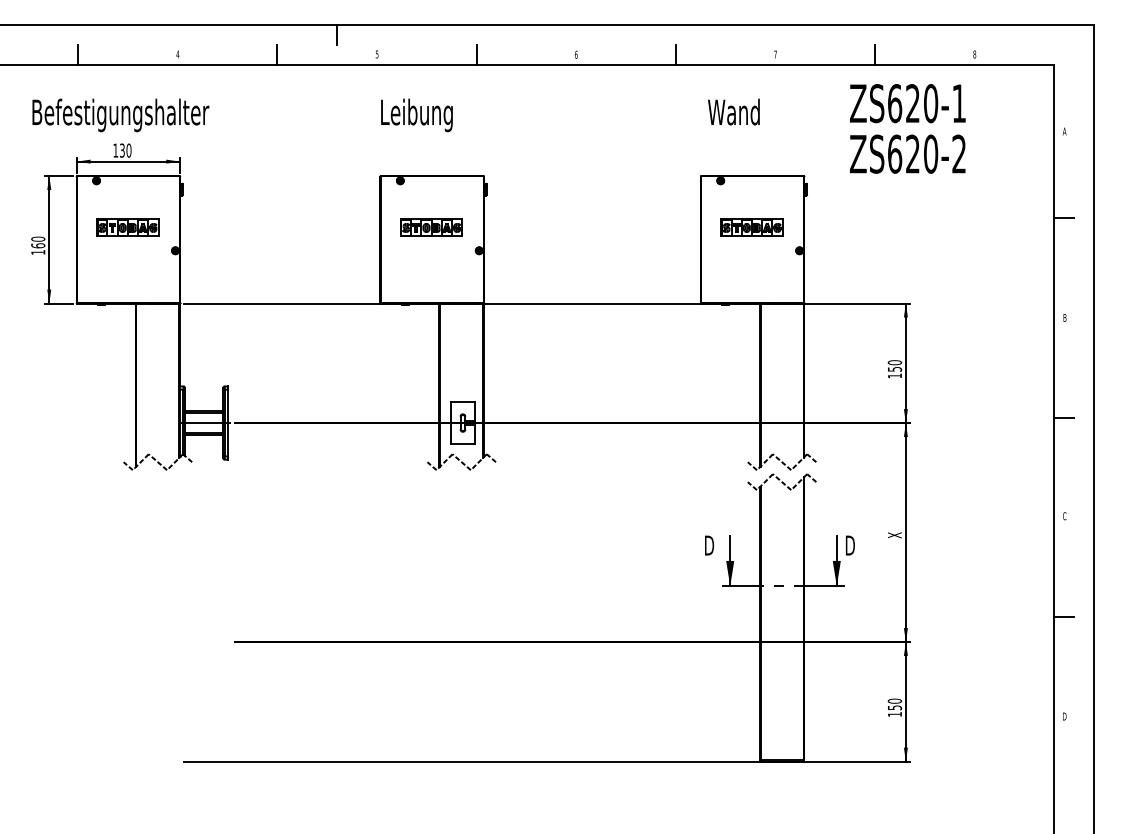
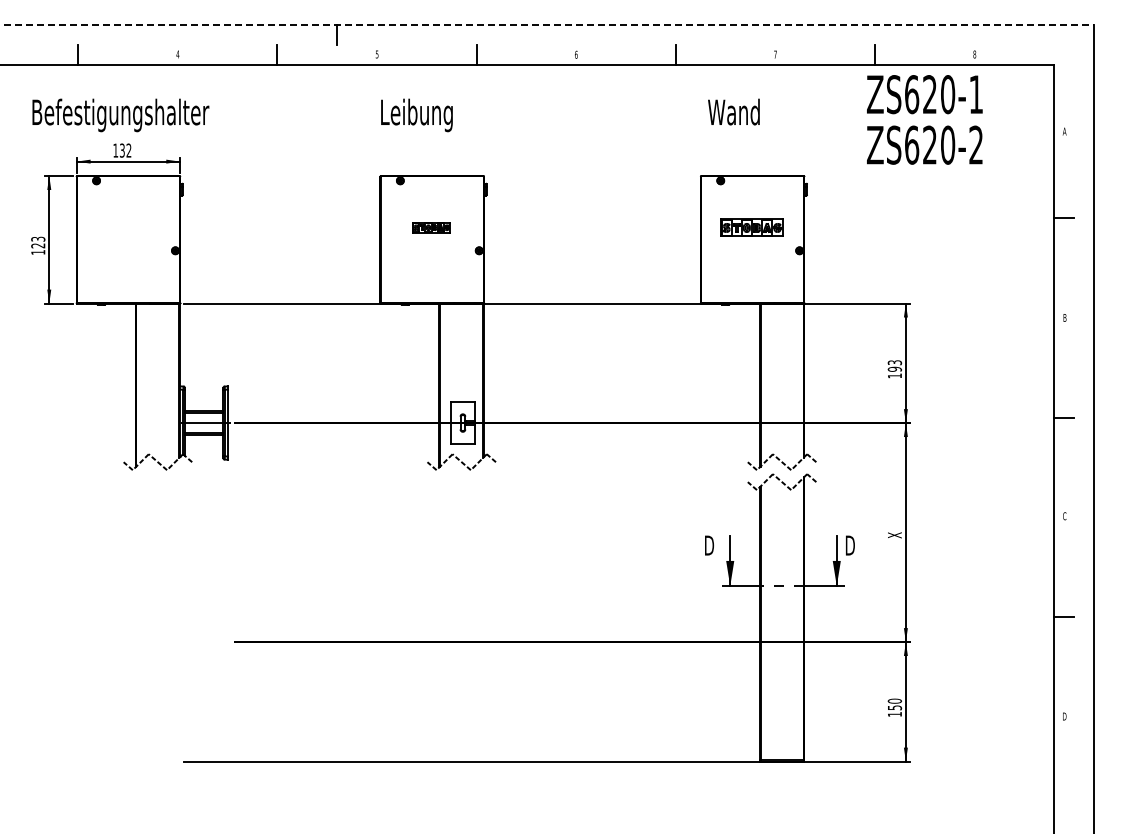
line: solid -> dashed (547, 25)
text position: (907, 128) -> (924, 119) (924, 119)
text: 130 -> 132 (128, 150)
part: present -> none (127, 227)
part size: 63x19 px -> 39x12 px (431, 227)
text: 160 -> 123 (38, 242)
text: 150 -> 193 (894, 365)
